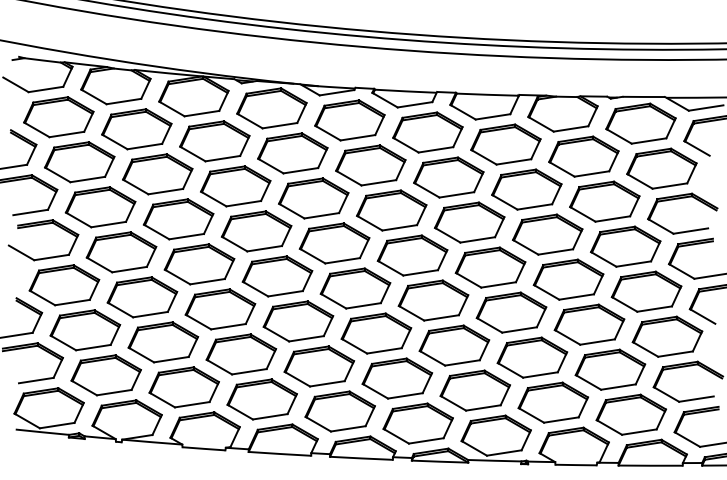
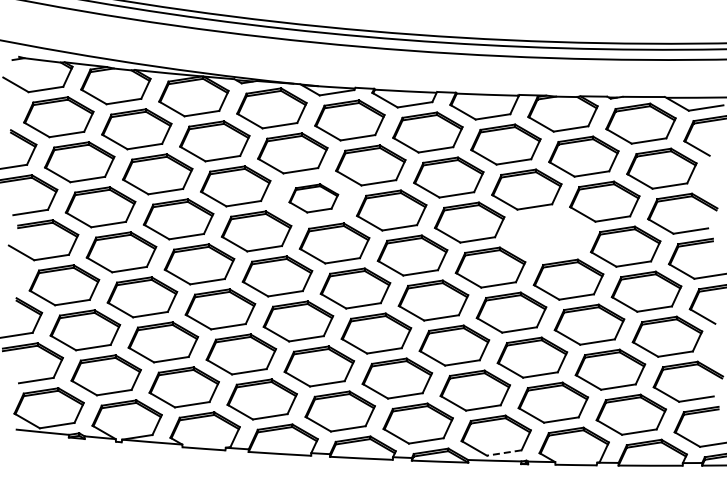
part size: 72x43 px -> 52x31 px (313, 198)
part: present -> none (547, 234)
line: solid -> dashed (504, 452)
